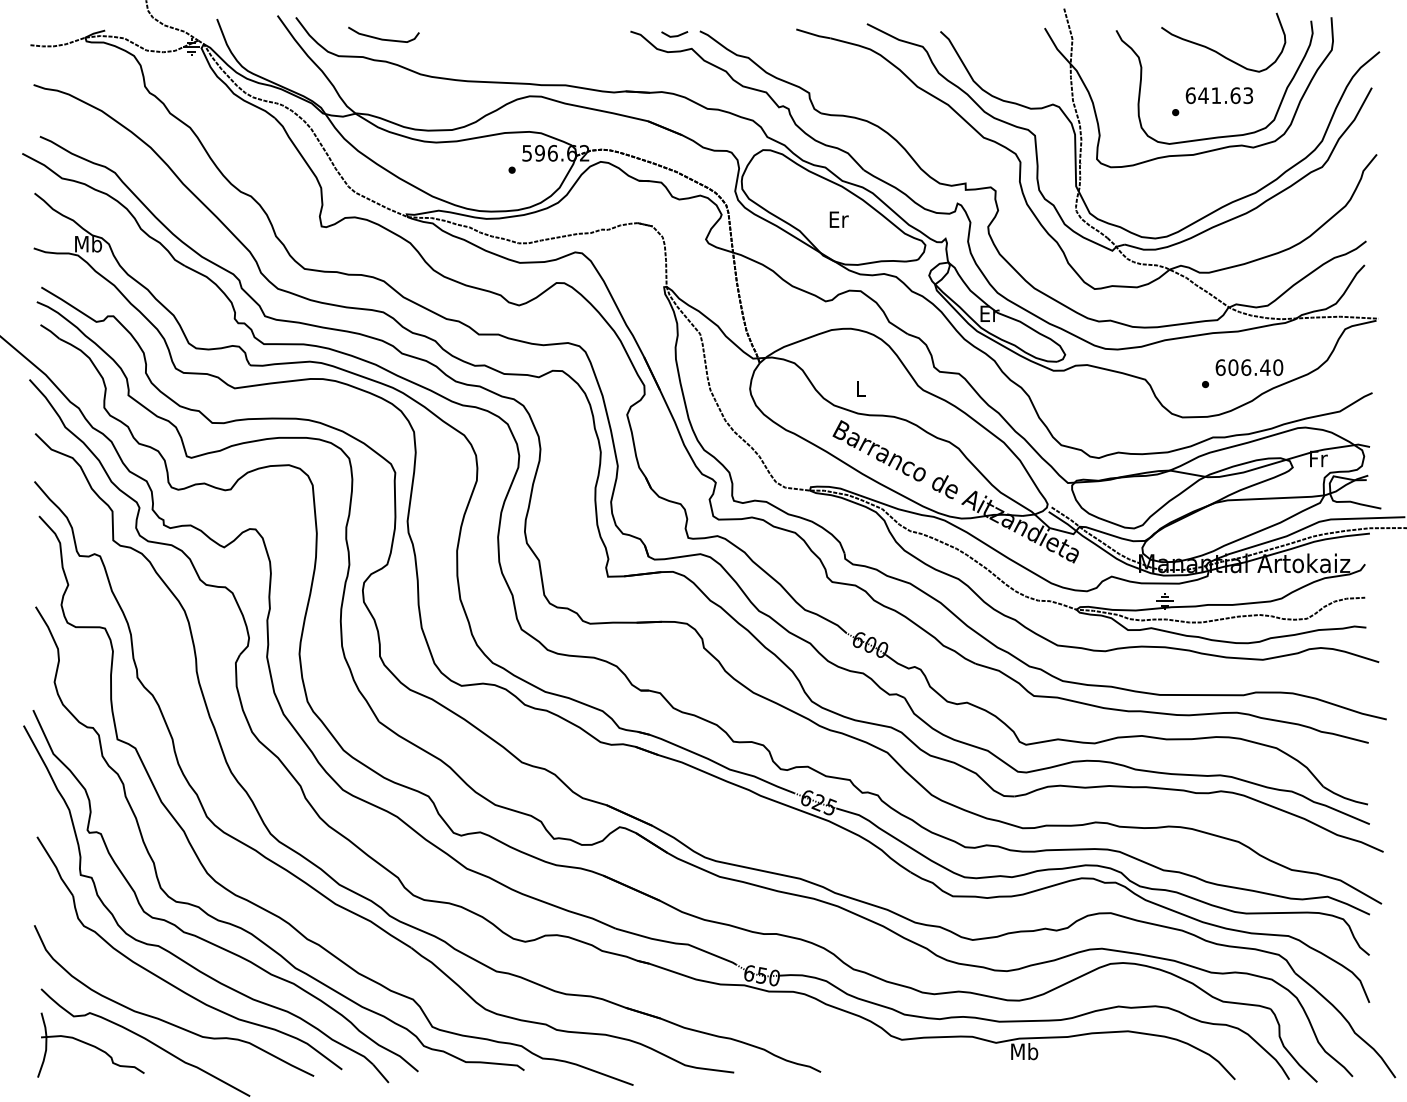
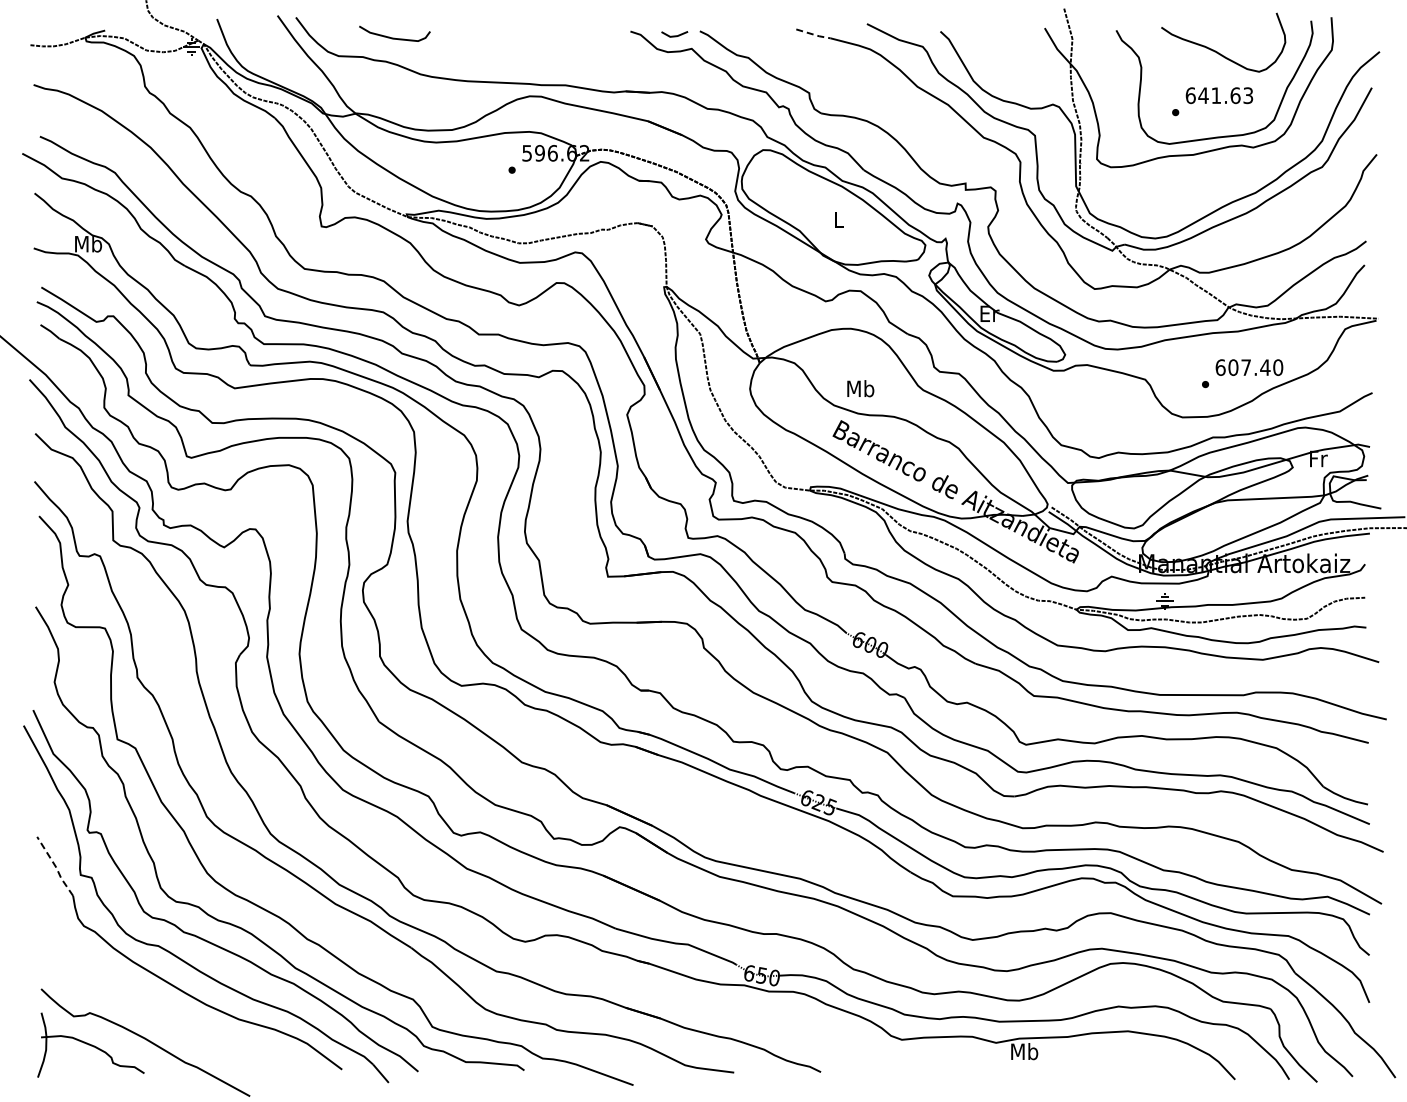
line: solid -> dashed (814, 34)
curve position: (383, 38) -> (394, 37) (394, 37)
text: Er -> L (838, 219)
text: 606.40 -> 607.40 (1246, 367)
text: L -> Mb (860, 388)
line: solid -> dashed (55, 866)
curve: present -> none (165, 1020)
